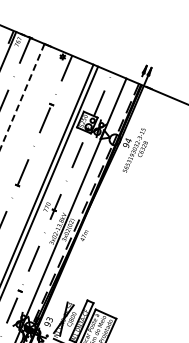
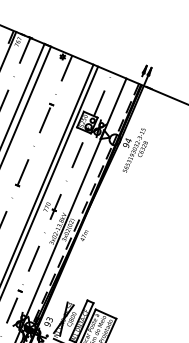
line: dashed -> solid (22, 97)
line: none -> present (26, 104)
